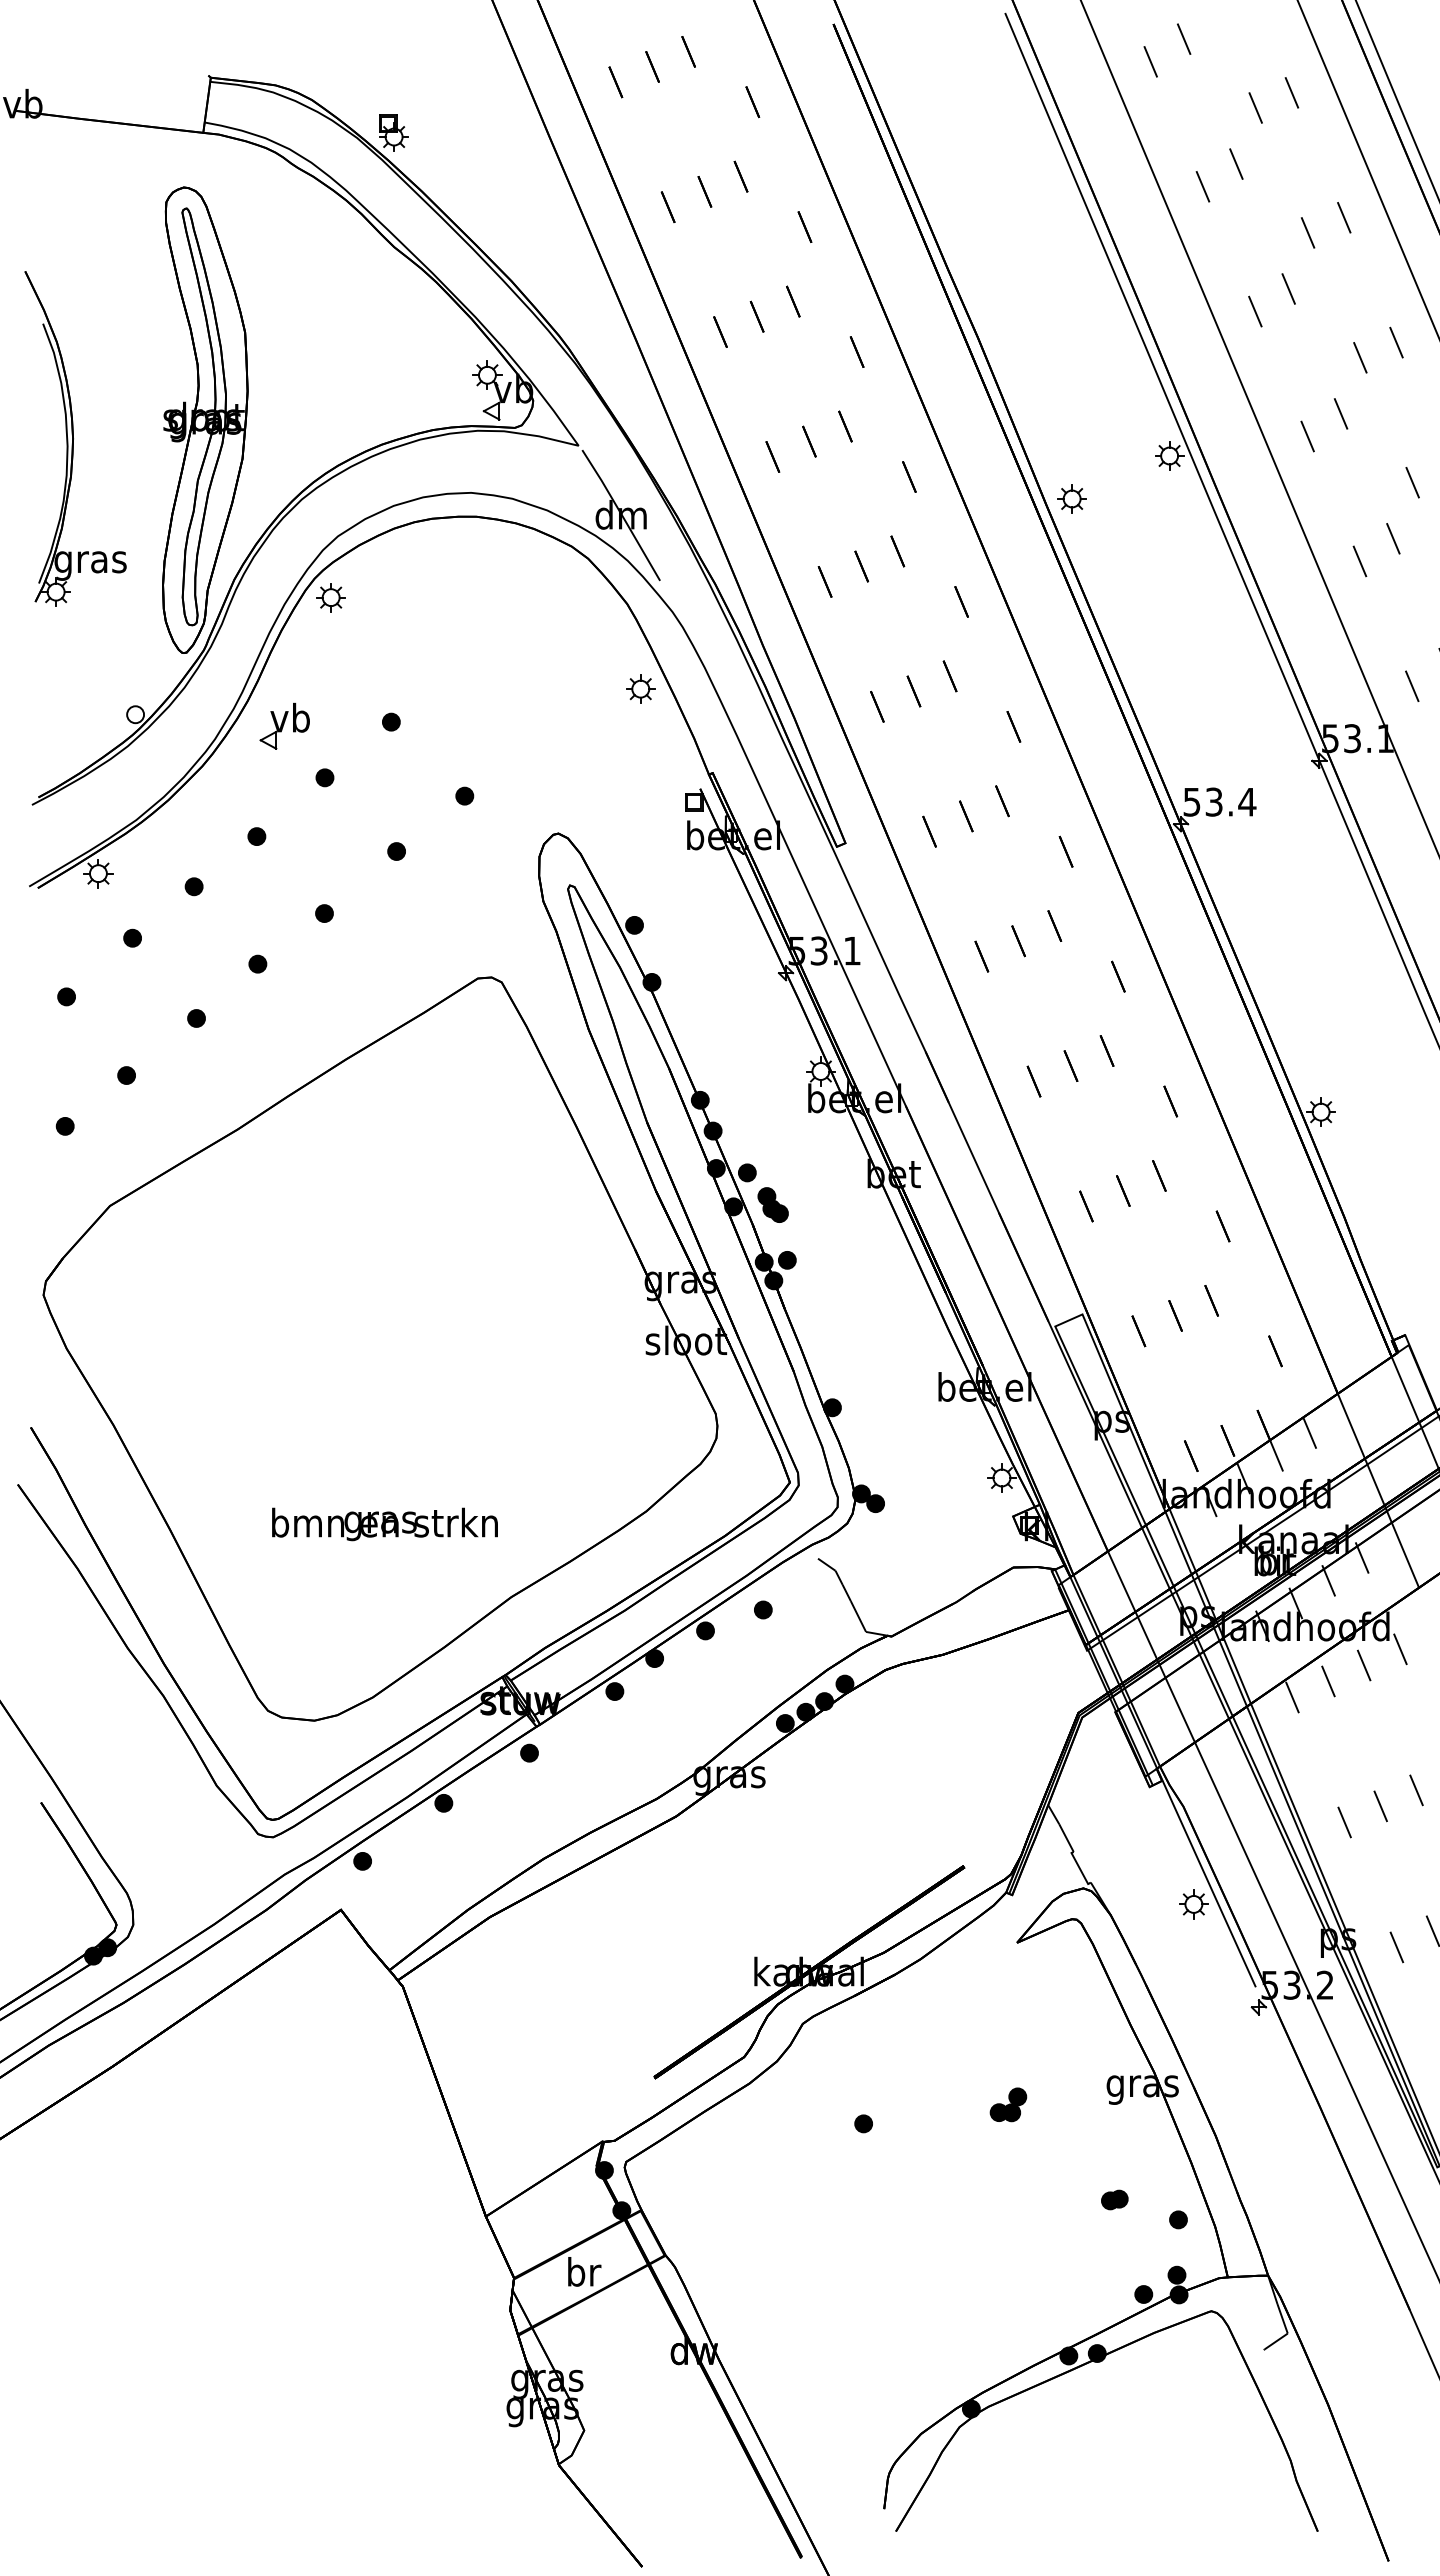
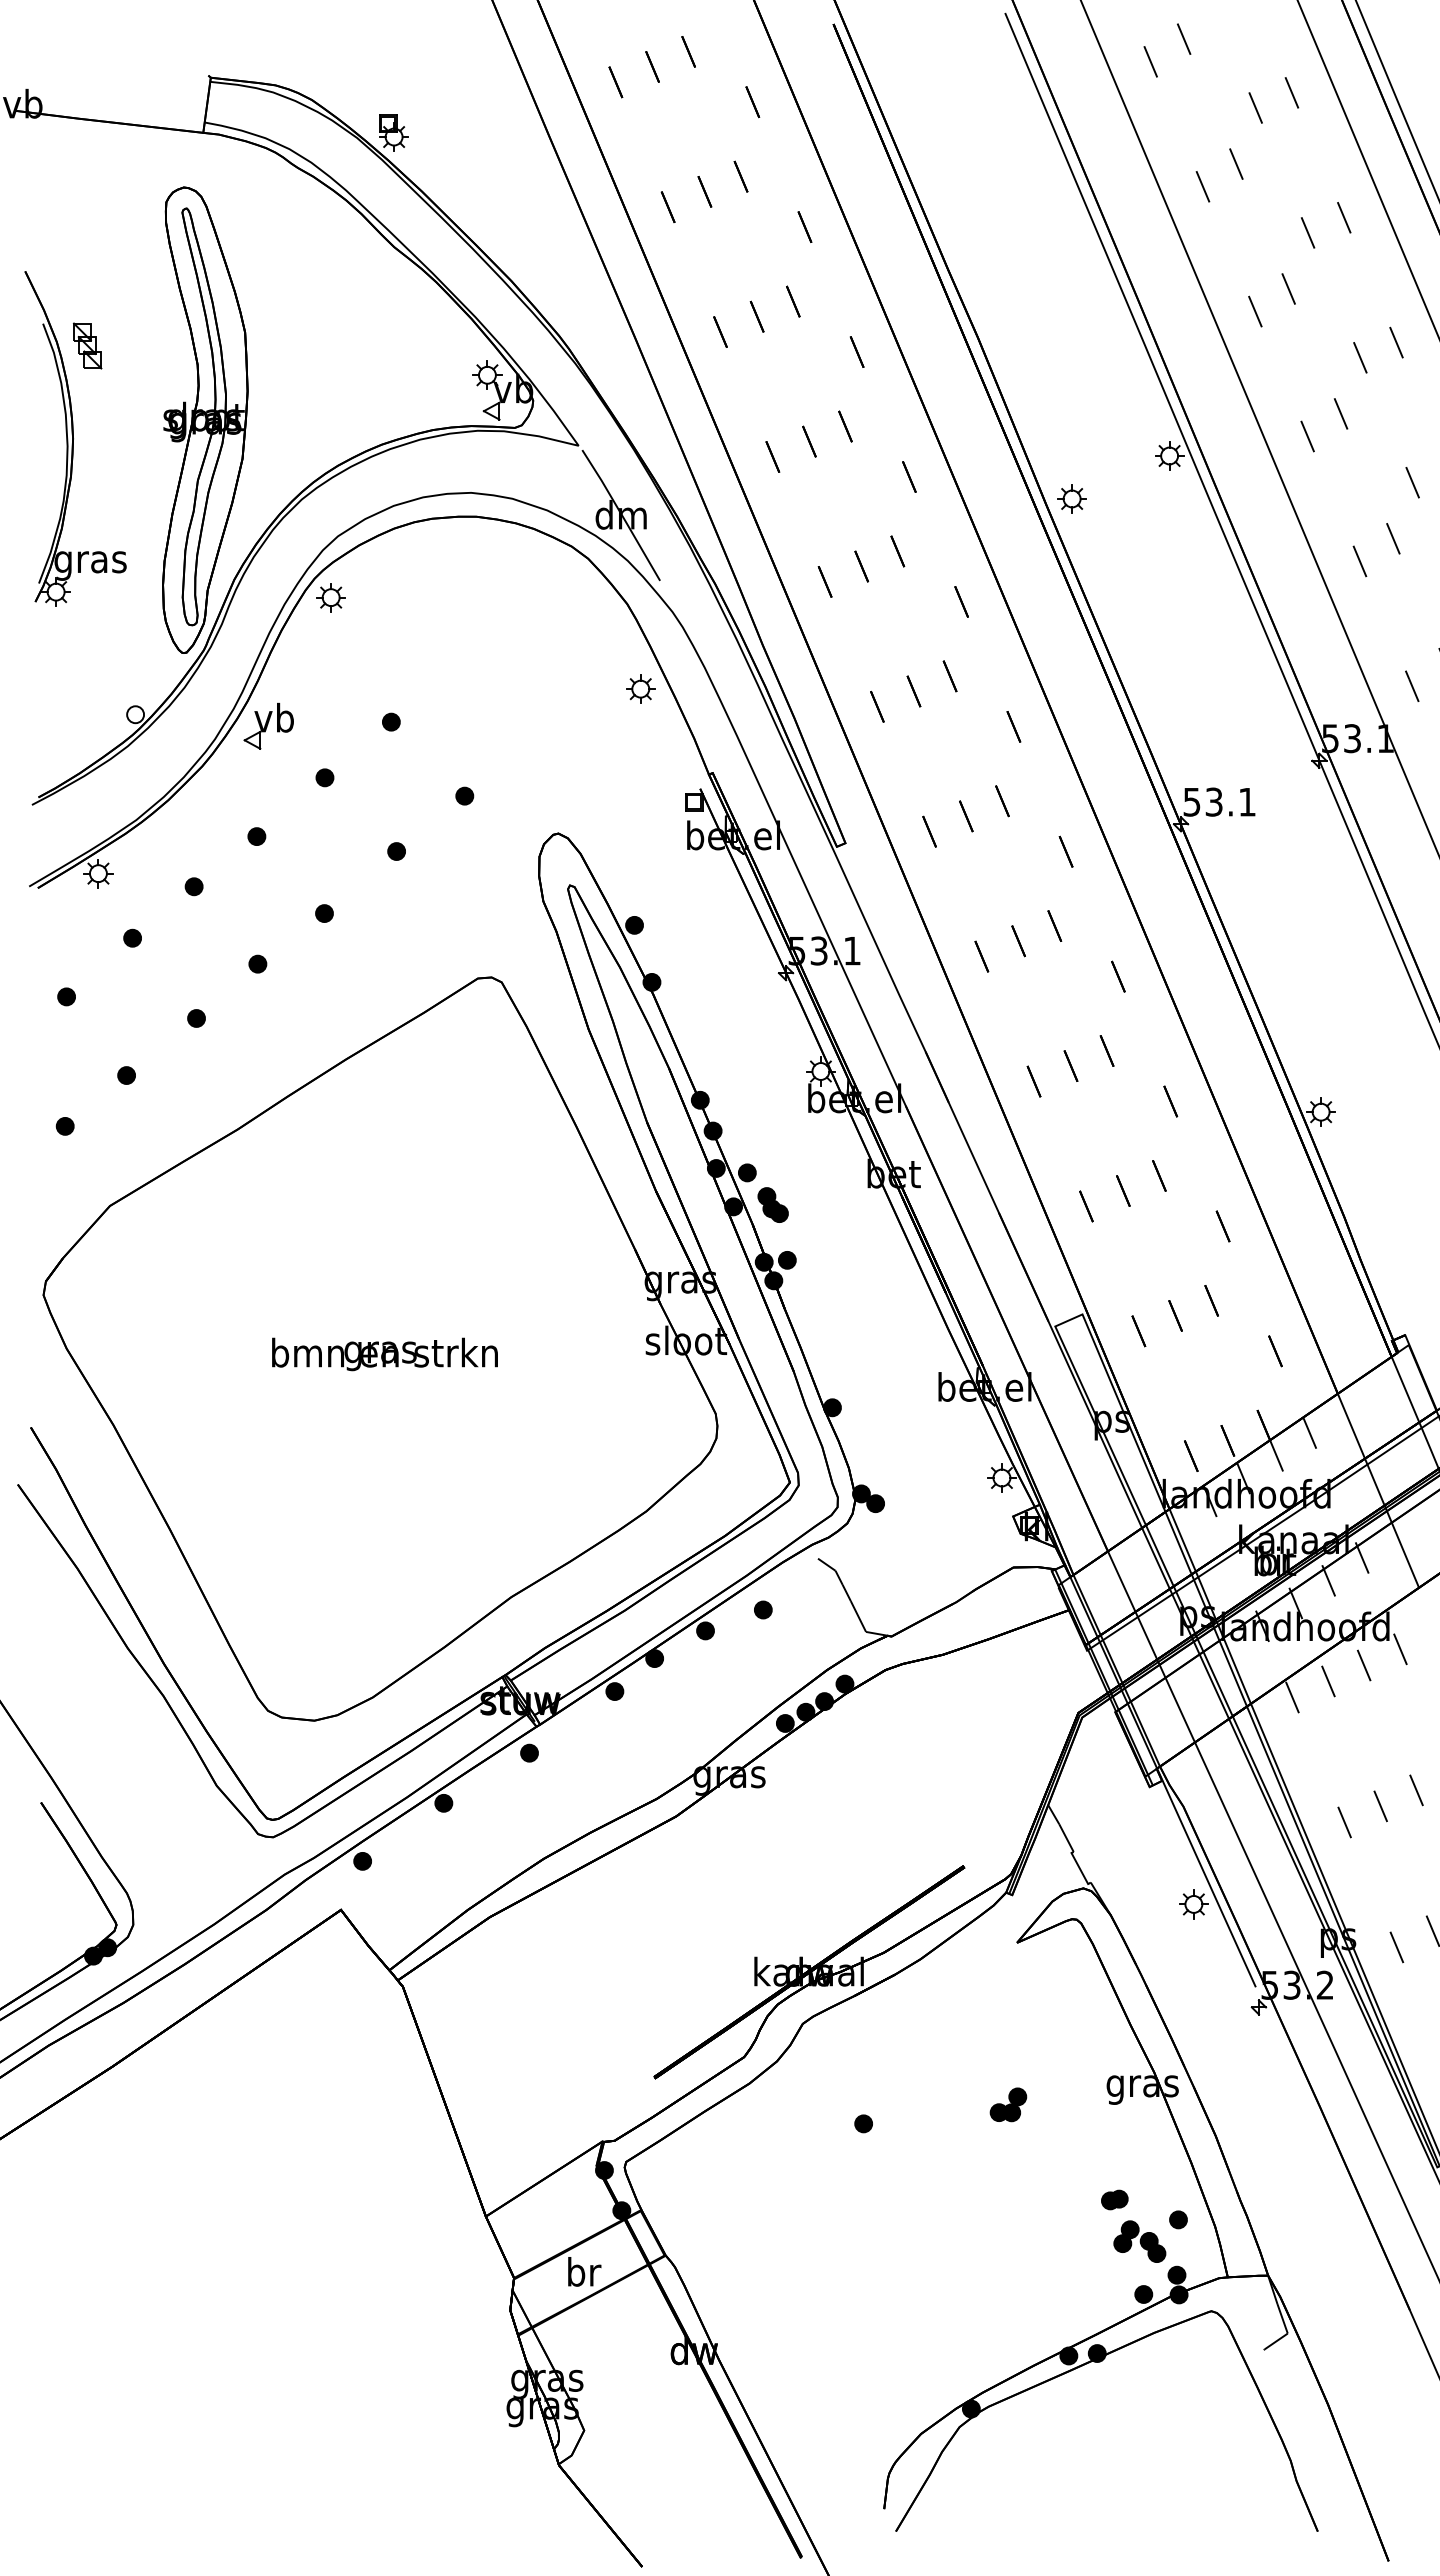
part: none -> present (87, 345)
part position: (284, 725) -> (268, 725) (268, 725)
text: 53.4 -> 53.1 (1247, 802)
text position: (384, 1524) -> (384, 1354) (384, 1354)
part: none -> present (1139, 2241)
